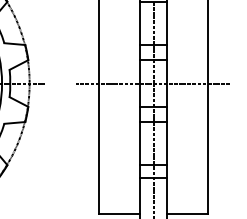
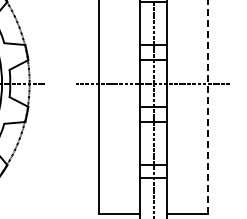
line: solid -> dashed (208, 107)
